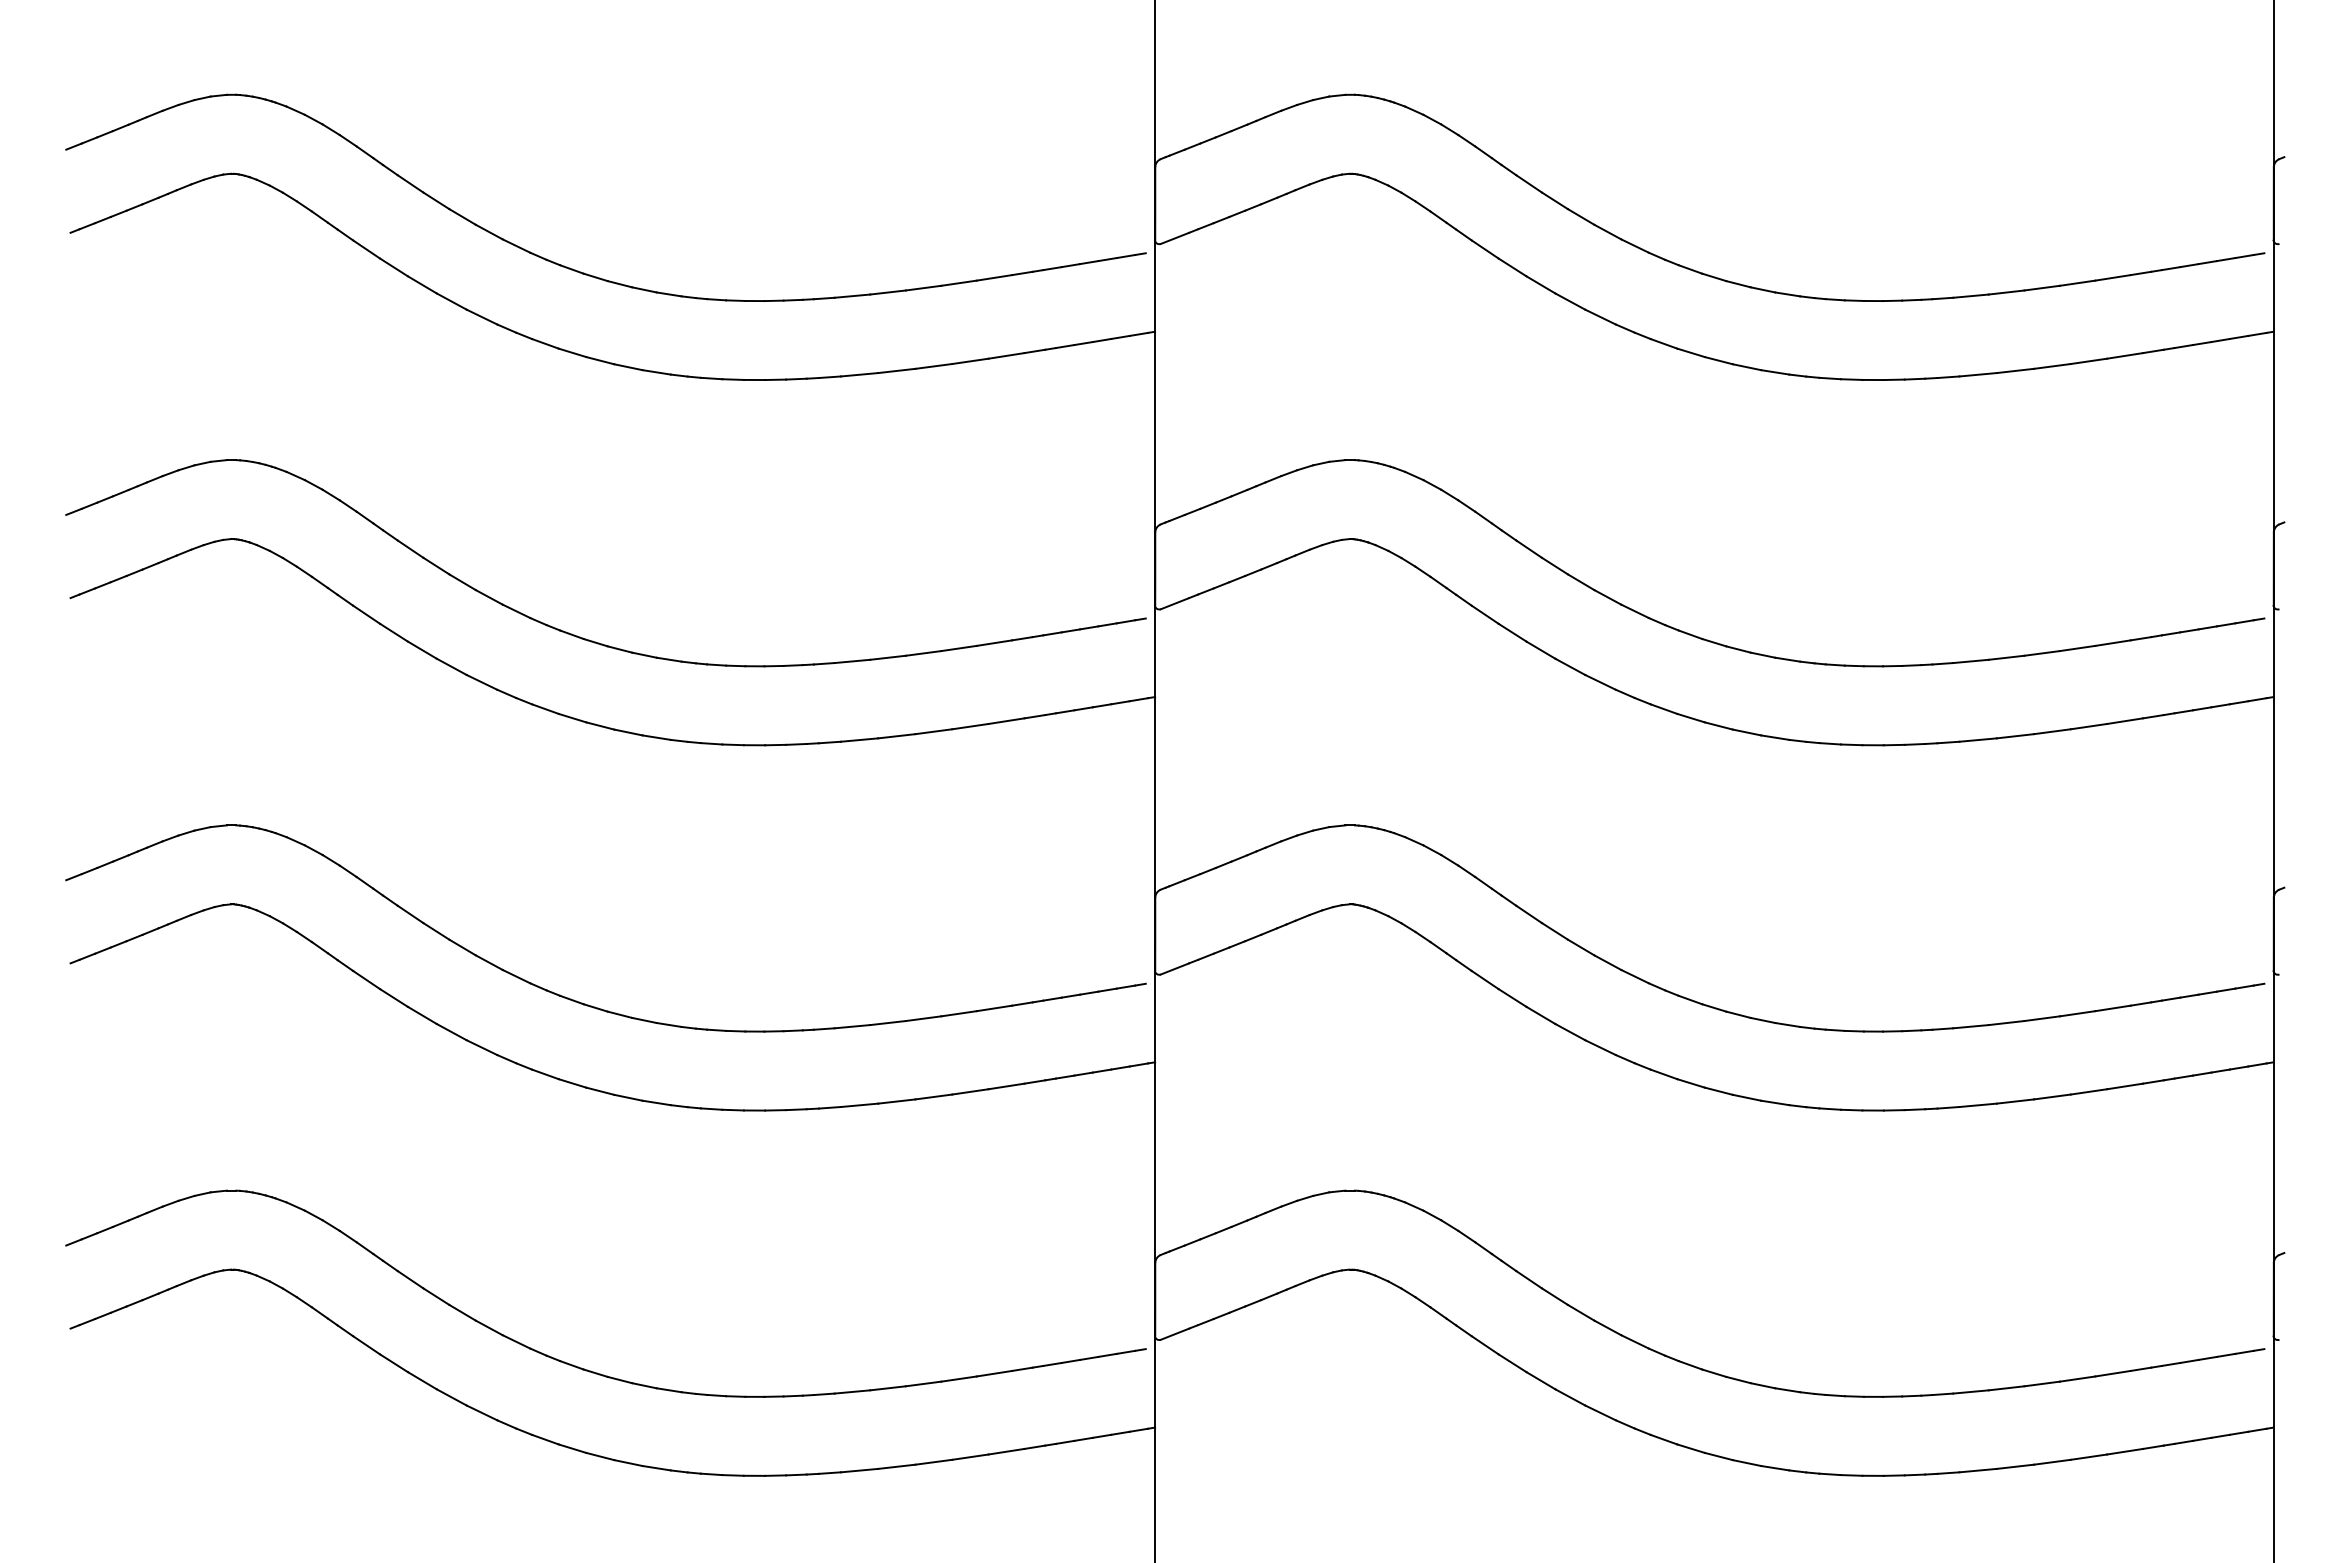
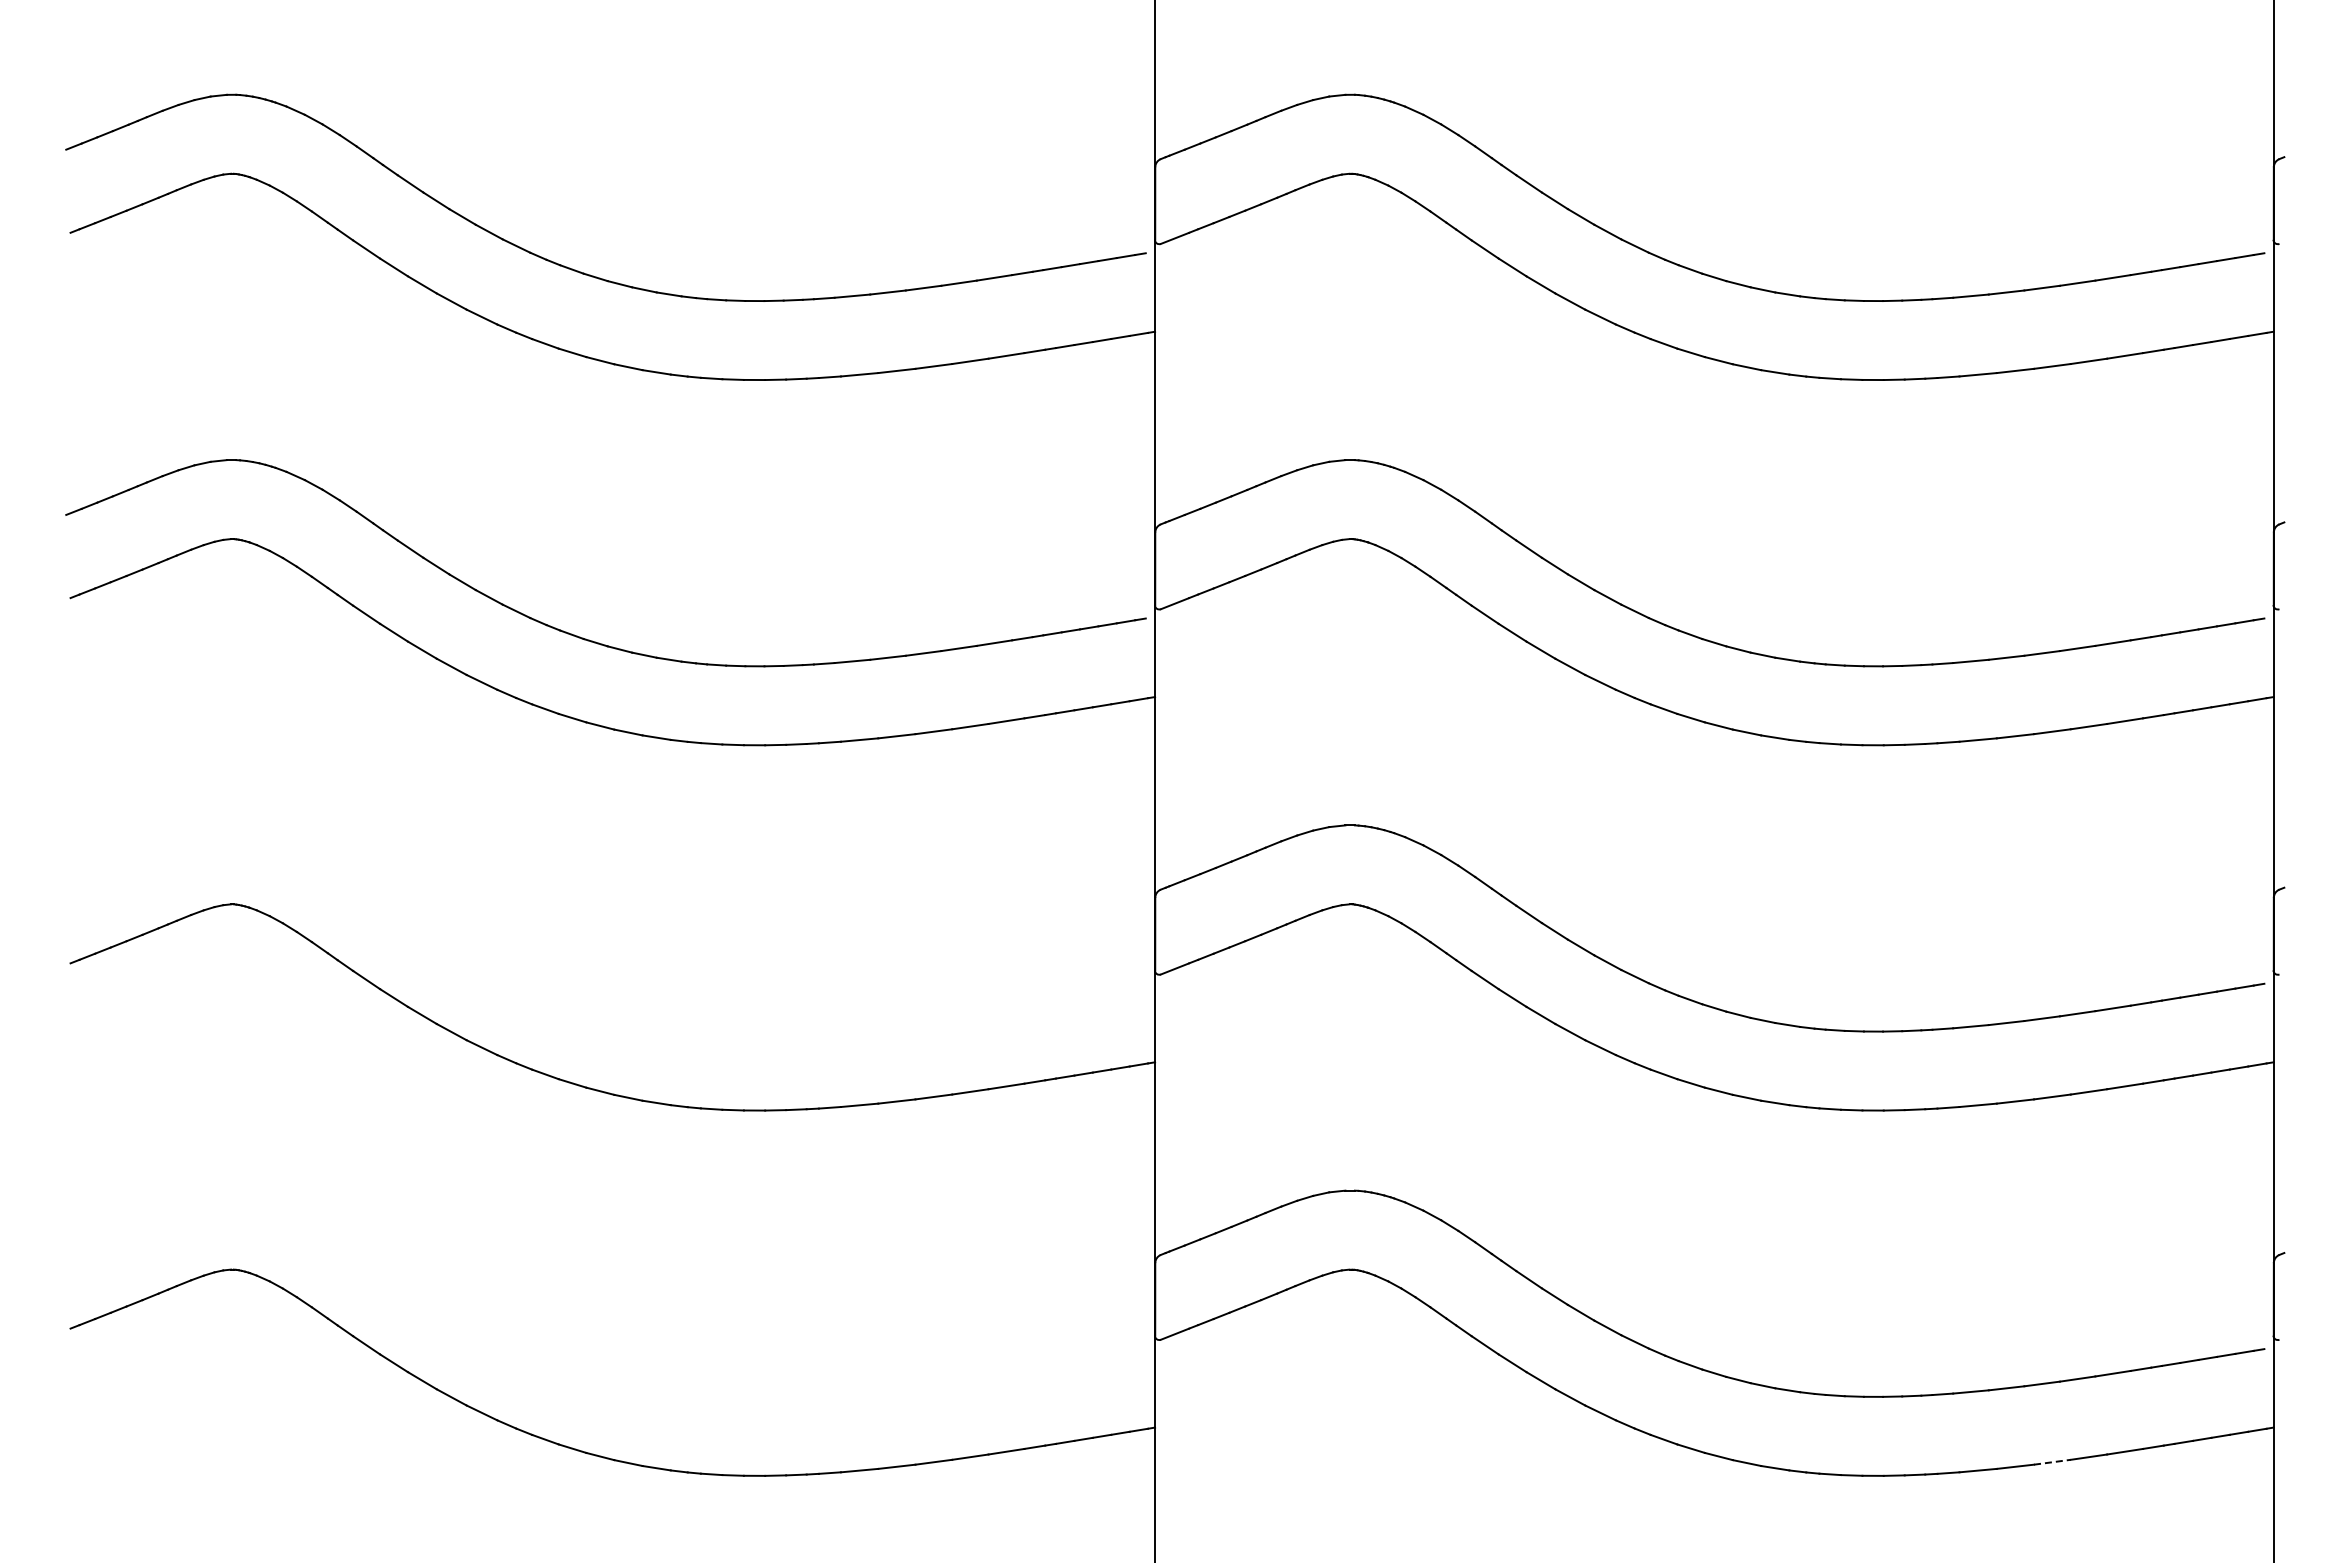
part: present -> none (579, 1001)
part: present -> none (581, 1367)
line: solid -> dashed (2052, 1462)
